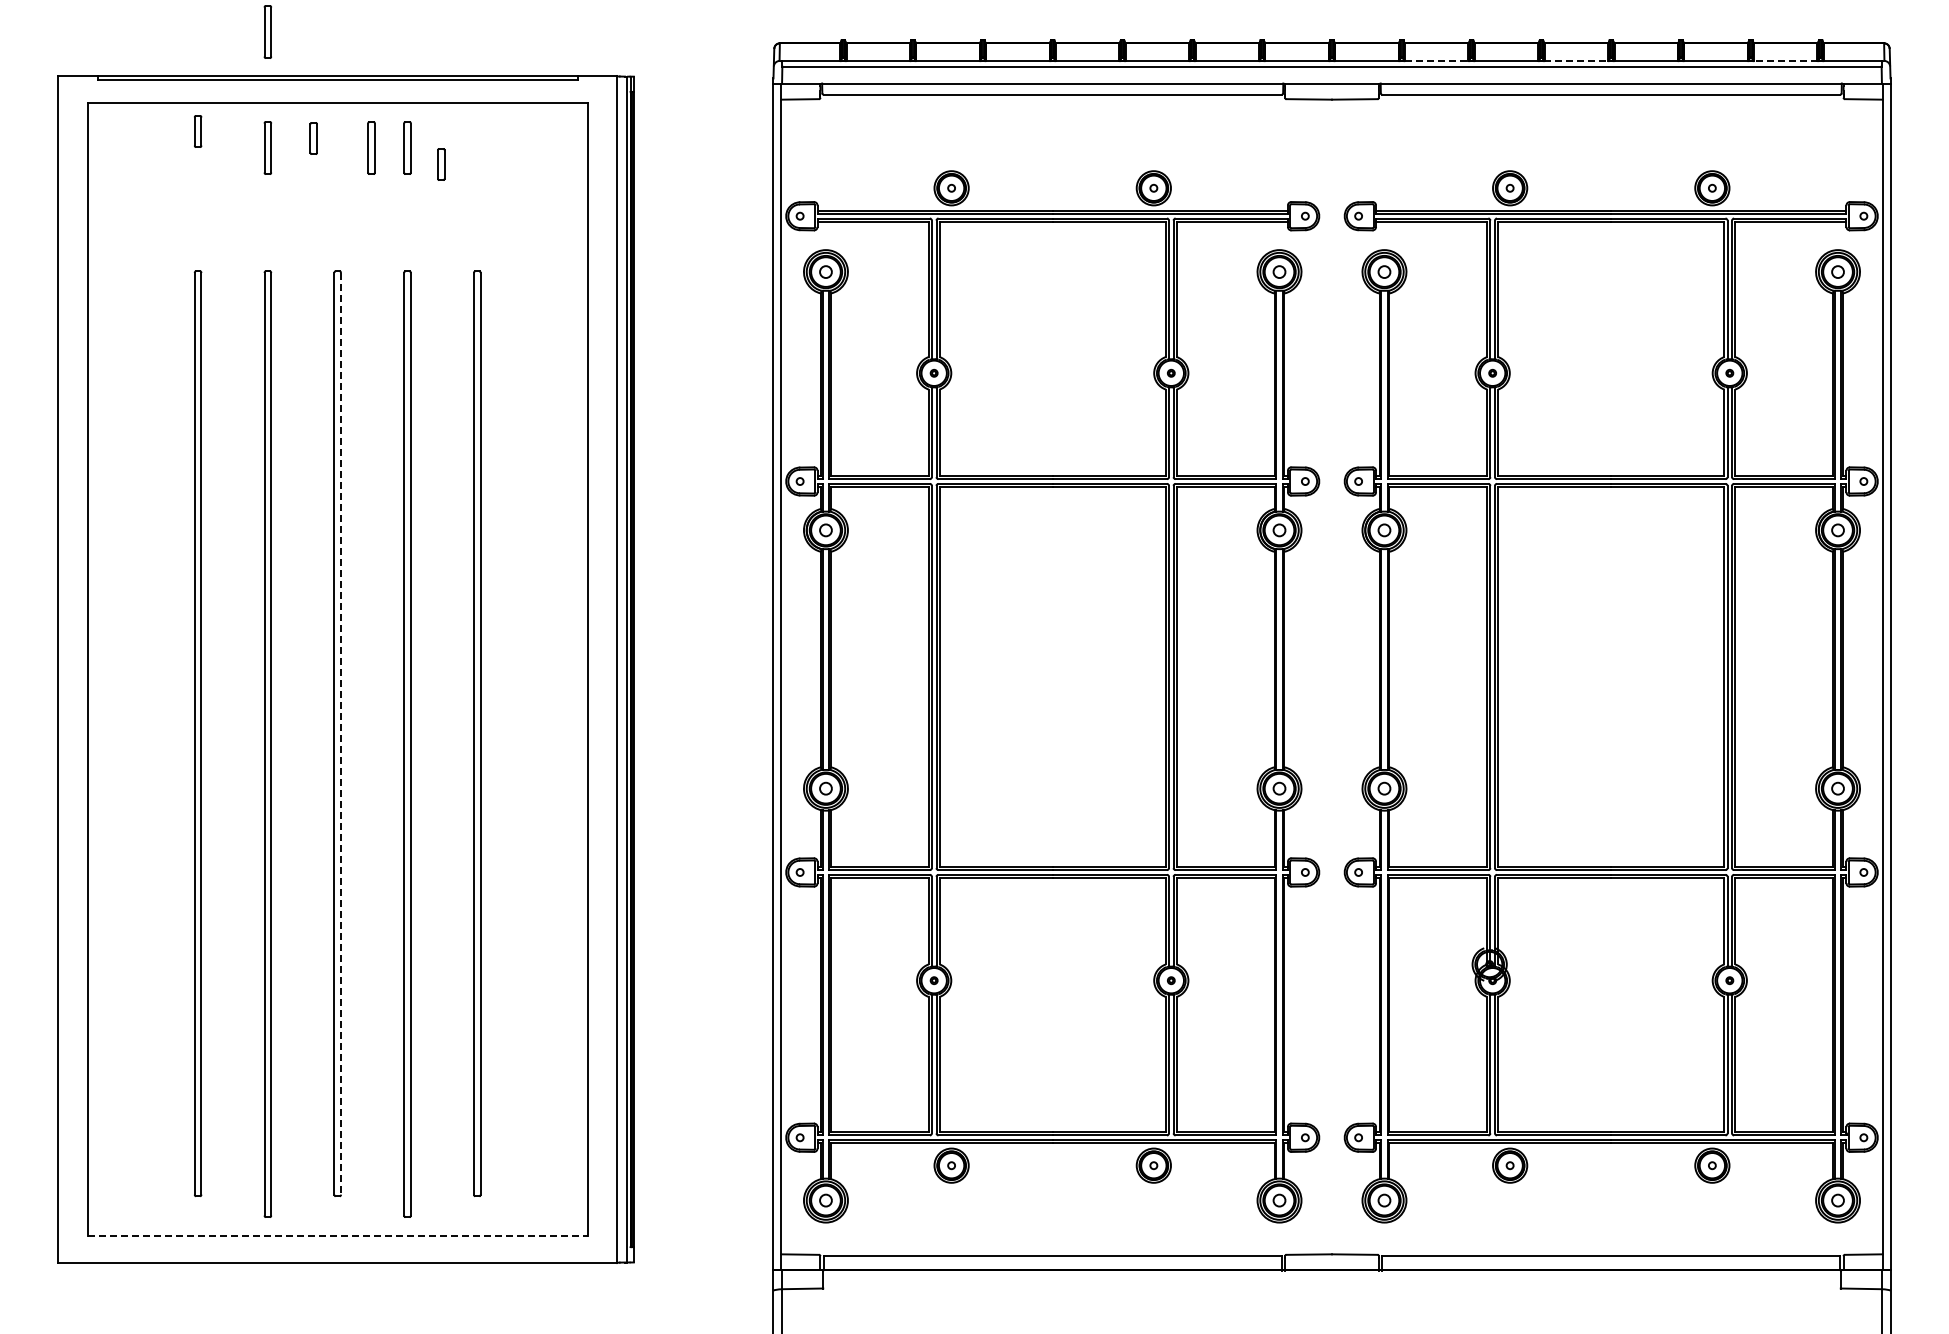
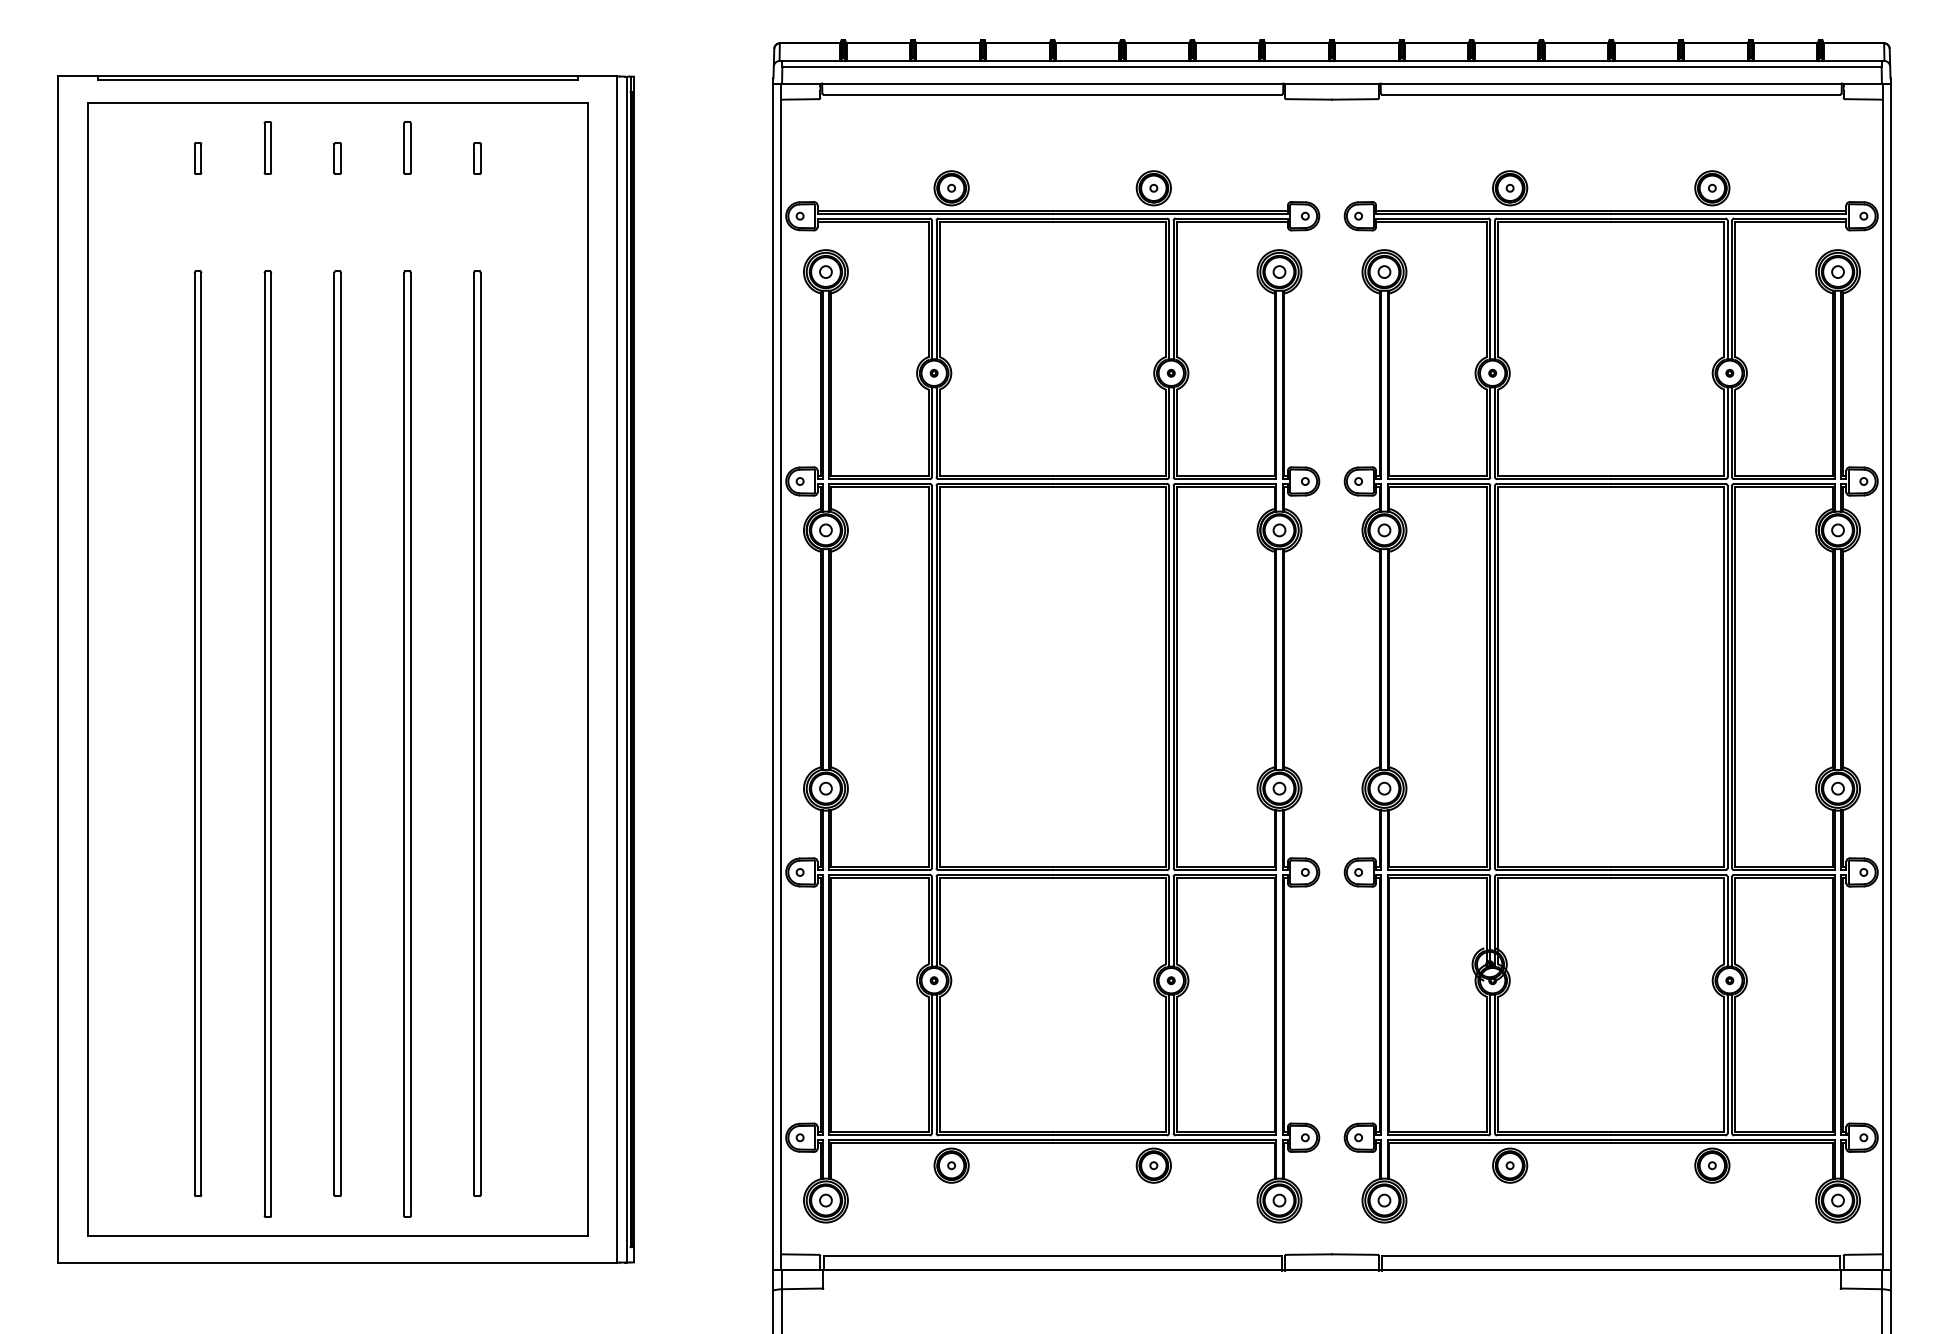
part: present -> none (267, 31)
line: dashed -> solid (1437, 61)
line: dashed -> solid (1576, 61)
line: dashed -> solid (1785, 61)
part position: (198, 131) -> (198, 158) (198, 158)
part position: (313, 138) -> (337, 158) (337, 158)
part: present -> none (371, 147)
part position: (441, 164) -> (477, 158) (477, 158)
line: dashed -> solid (341, 733)
line: dashed -> solid (337, 1236)
